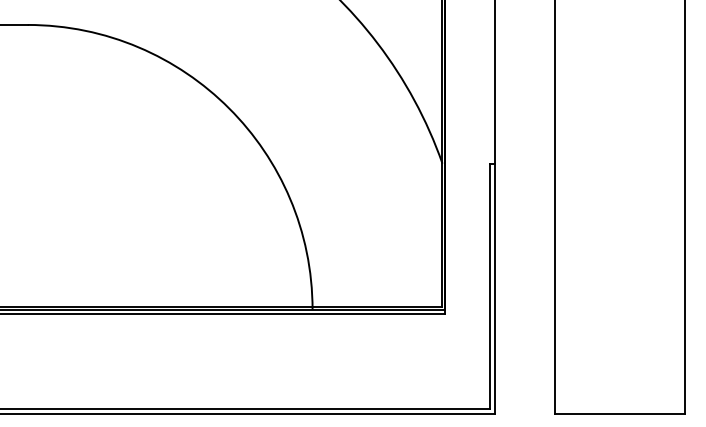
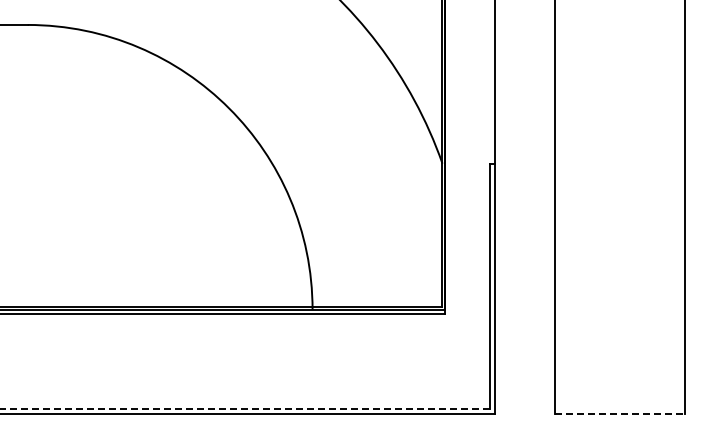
line: solid -> dashed (245, 409)
line: solid -> dashed (619, 414)
